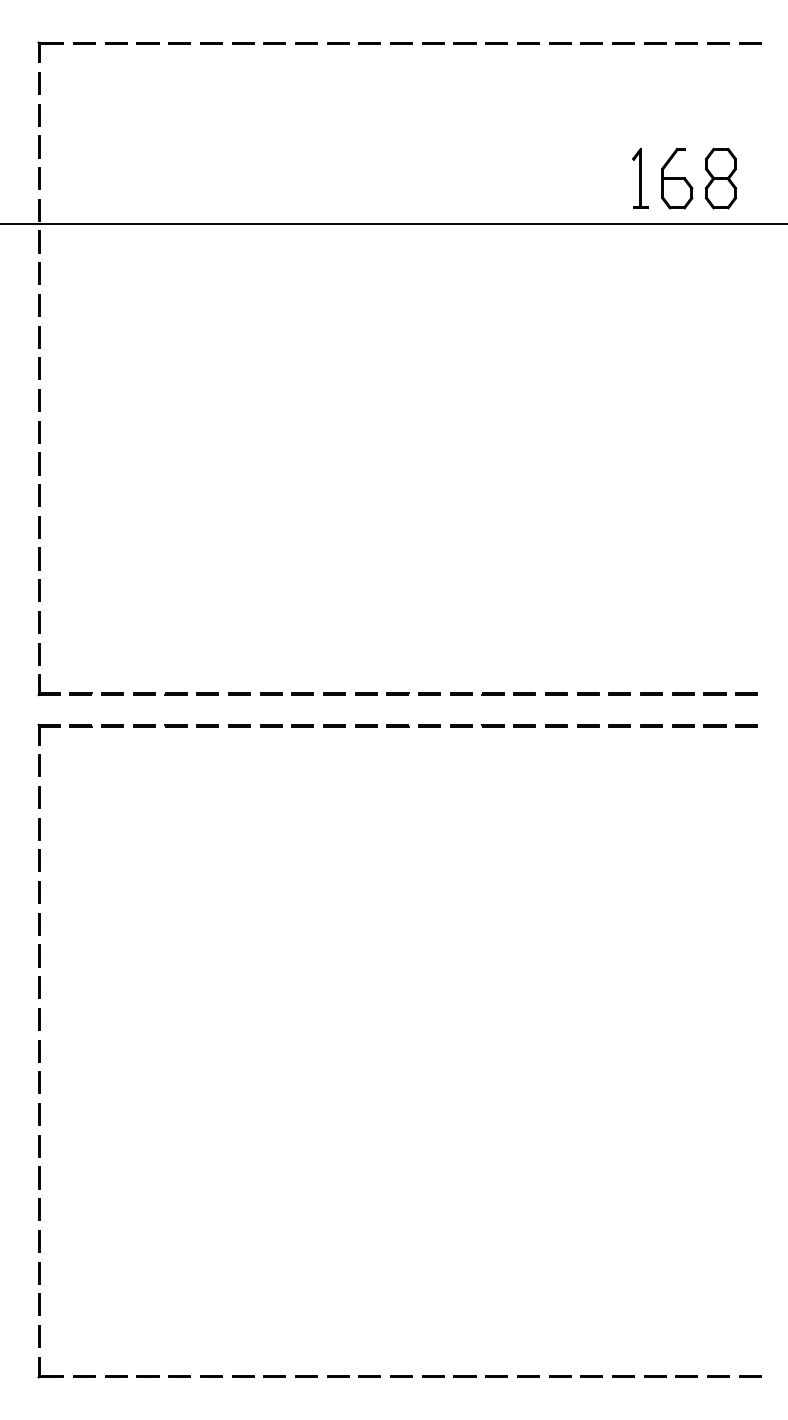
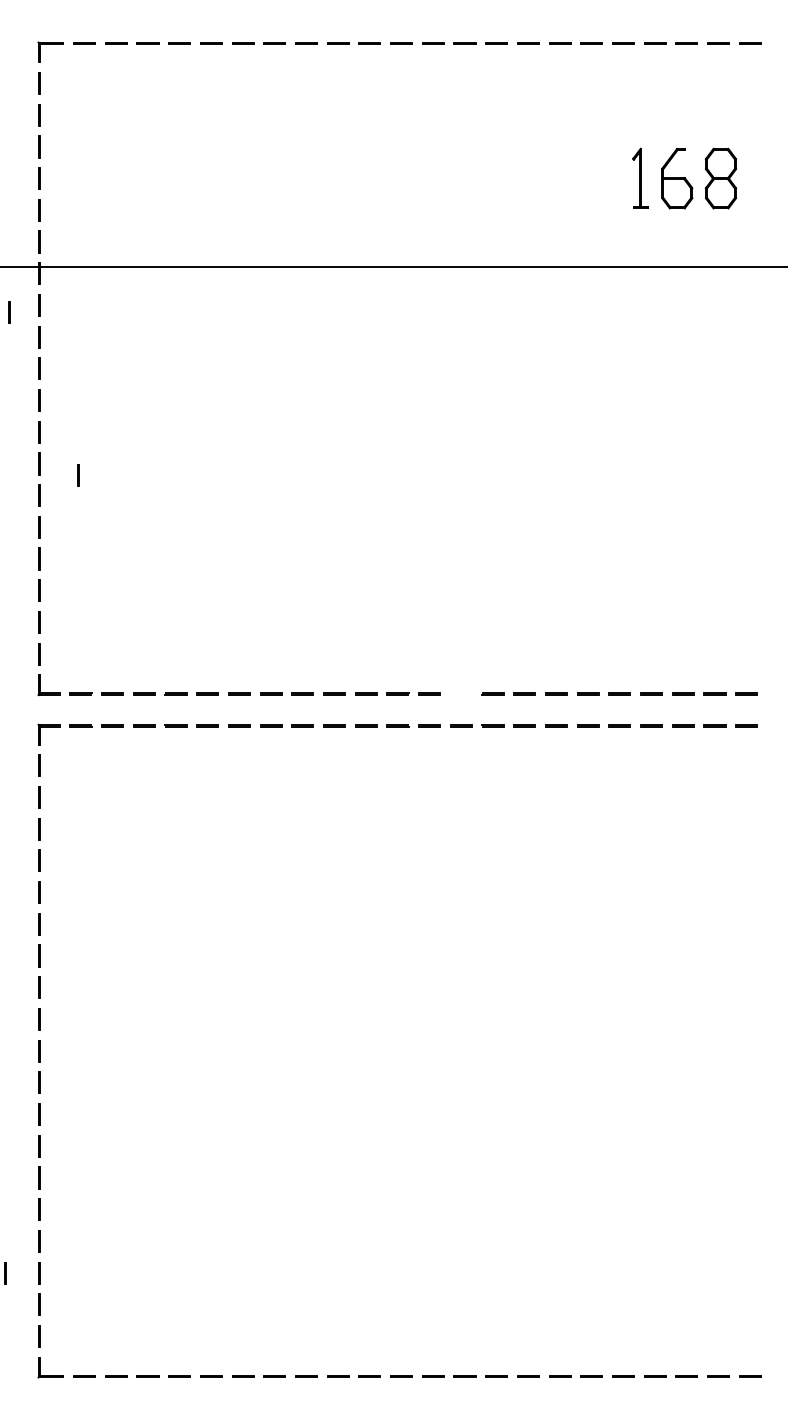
line position: (393, 224) -> (393, 267) (393, 267)
line: none -> present (9, 312)
line: none -> present (78, 475)
line: present -> none (461, 693)
line: none -> present (5, 1273)
